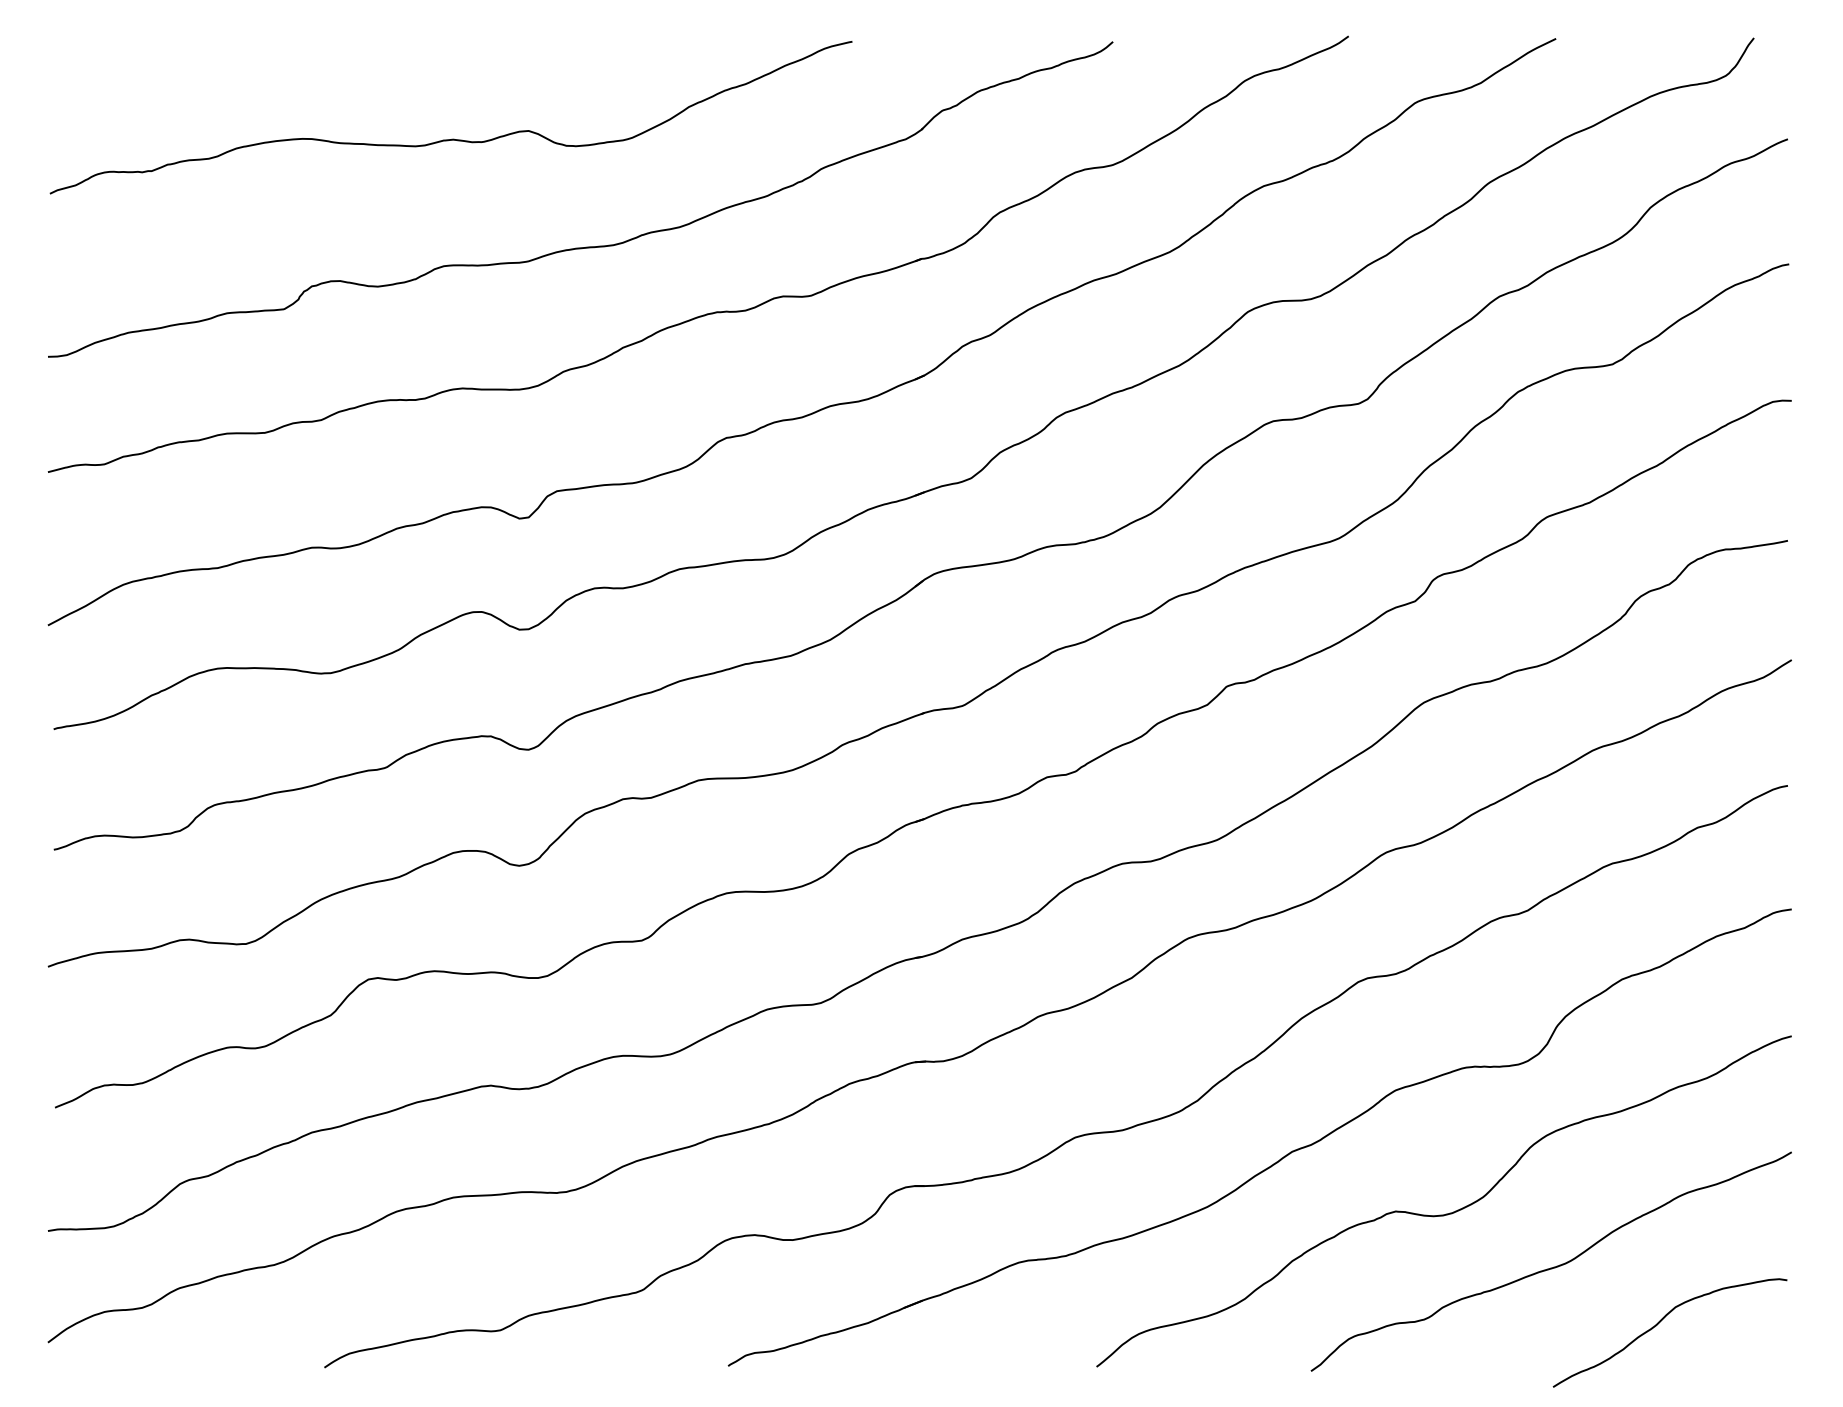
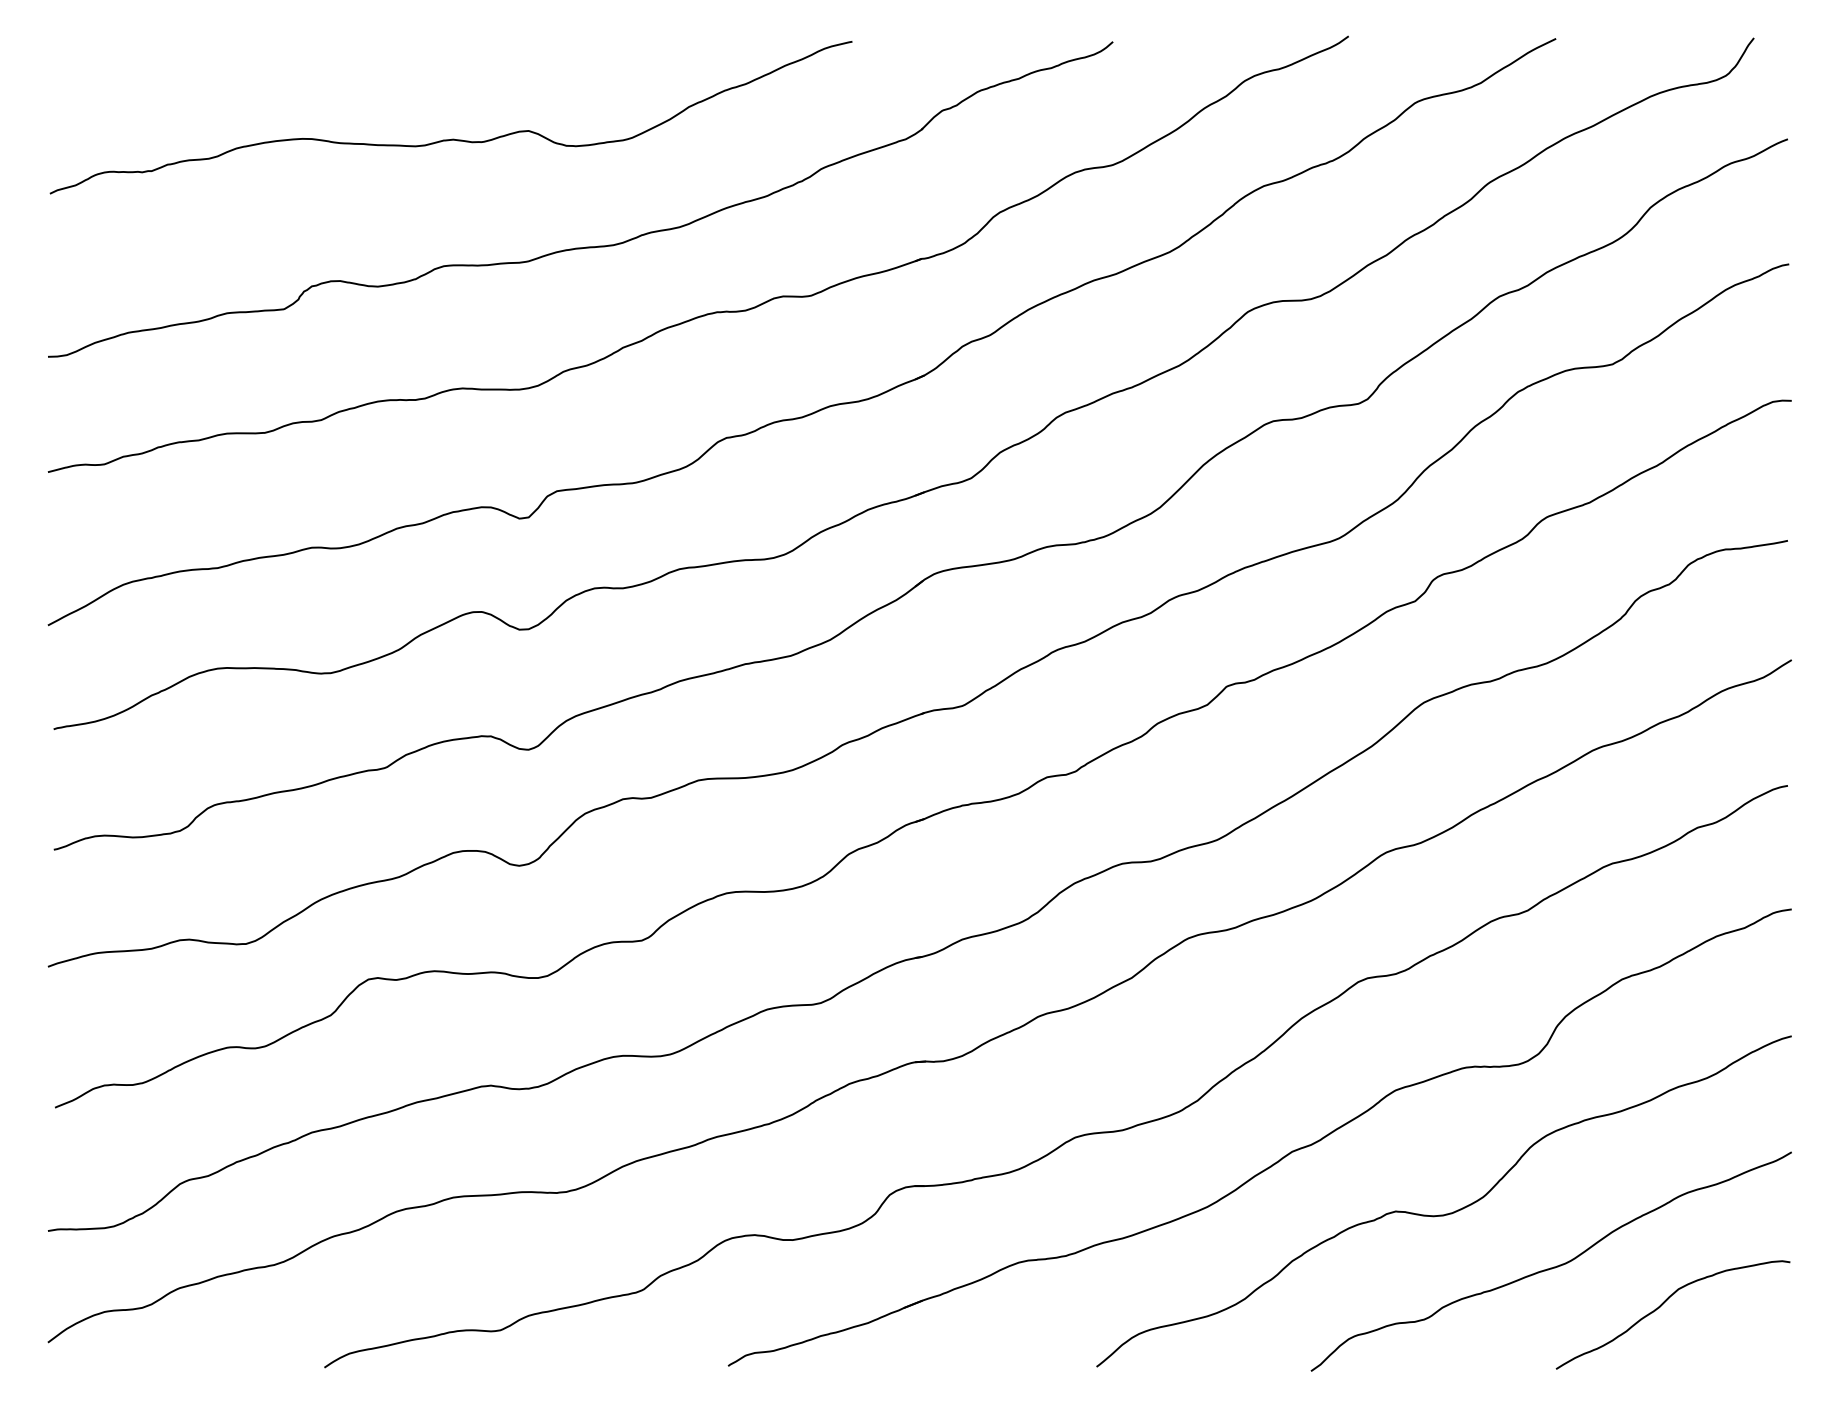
curve position: (1660, 1322) -> (1663, 1304) (1663, 1304)
